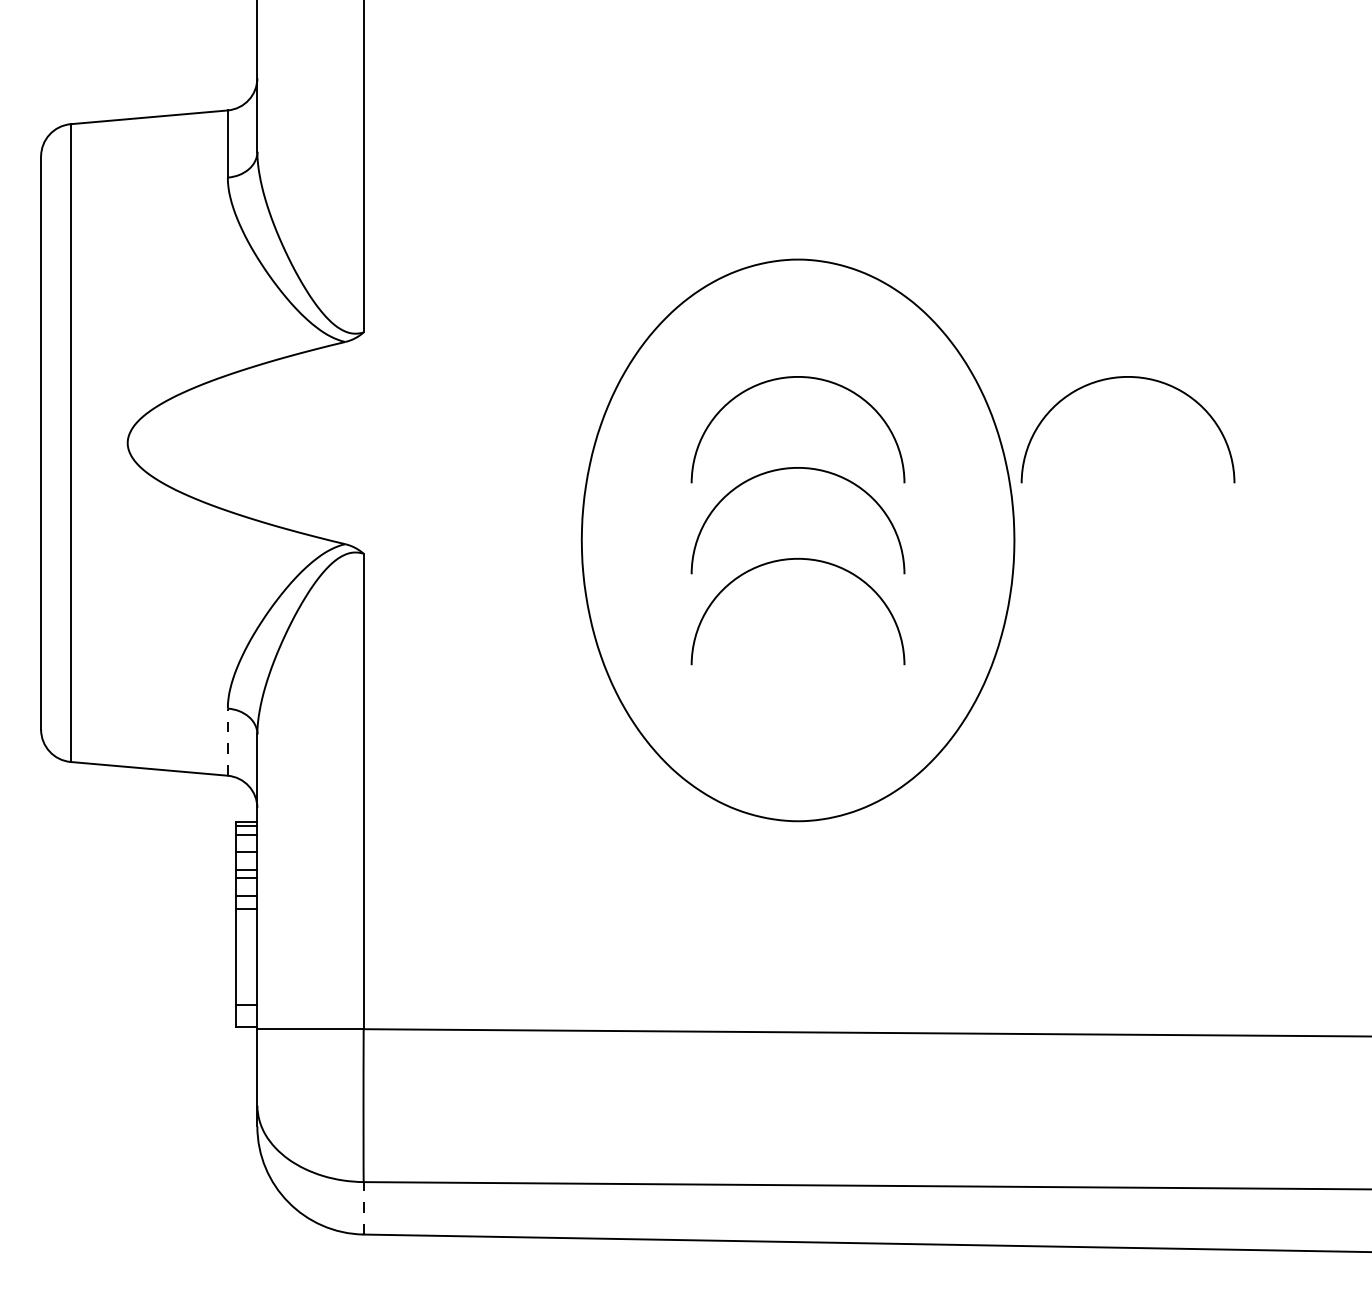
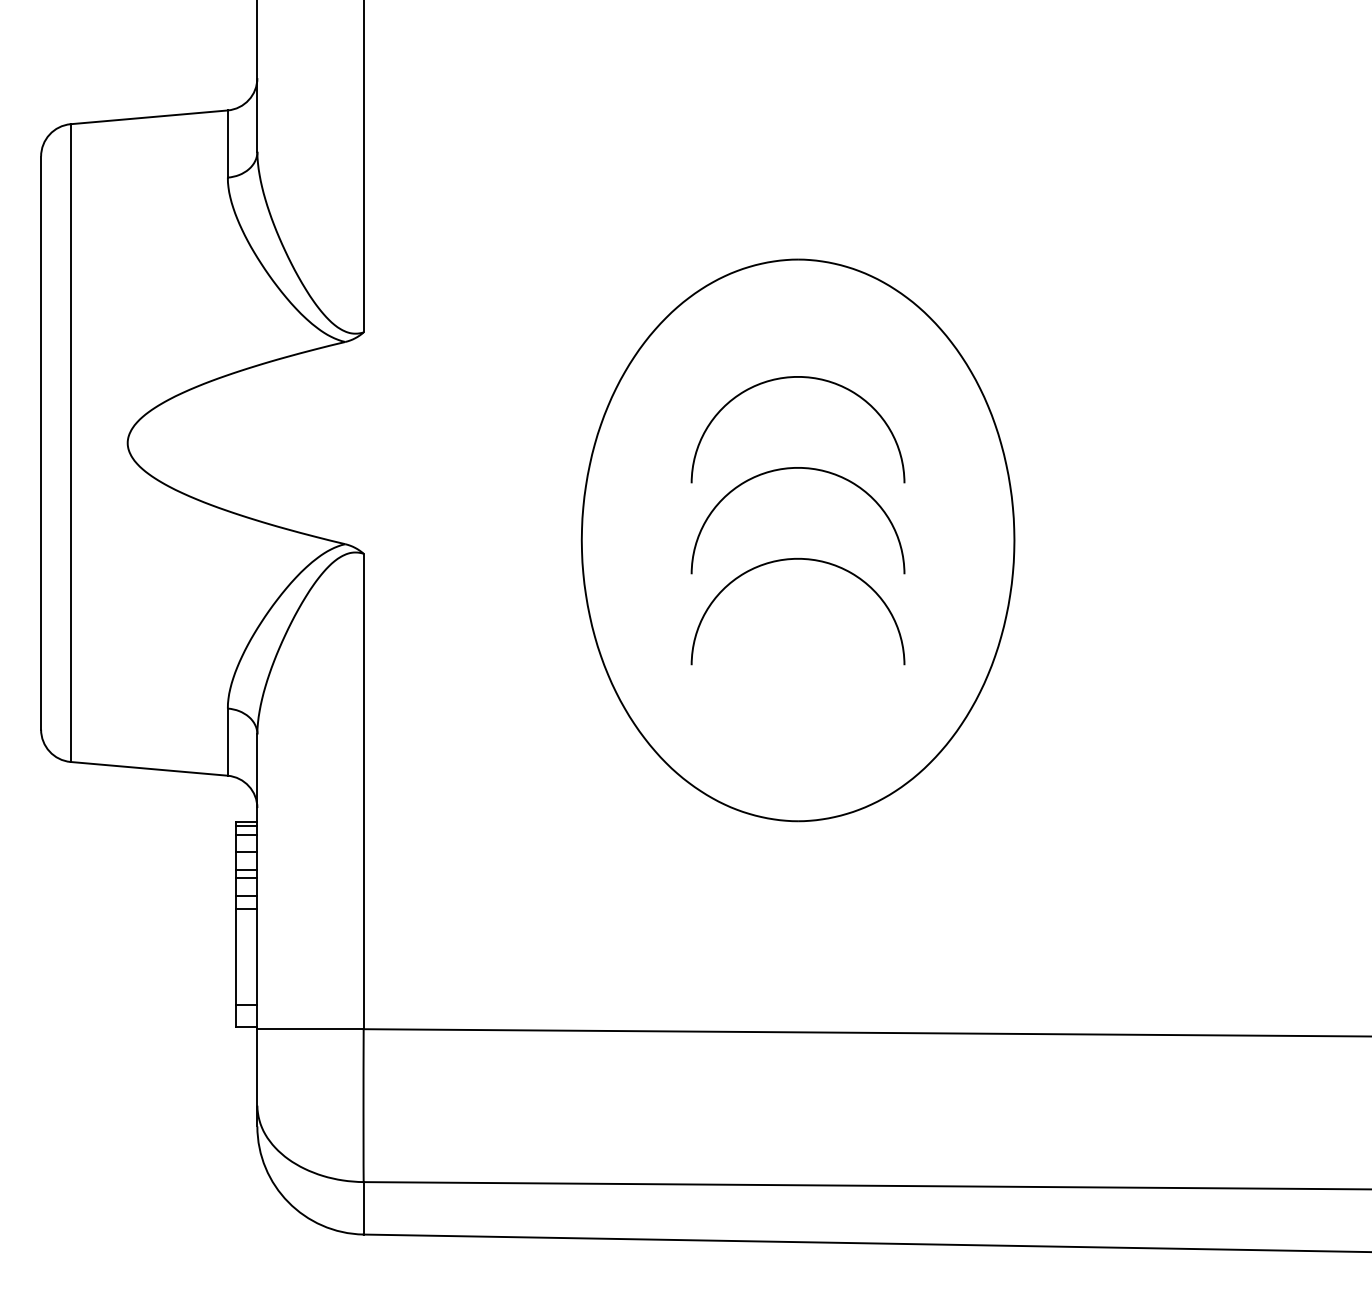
curve: present -> none (1120, 378)
line: dashed -> solid (227, 742)
line: dashed -> solid (363, 1207)
